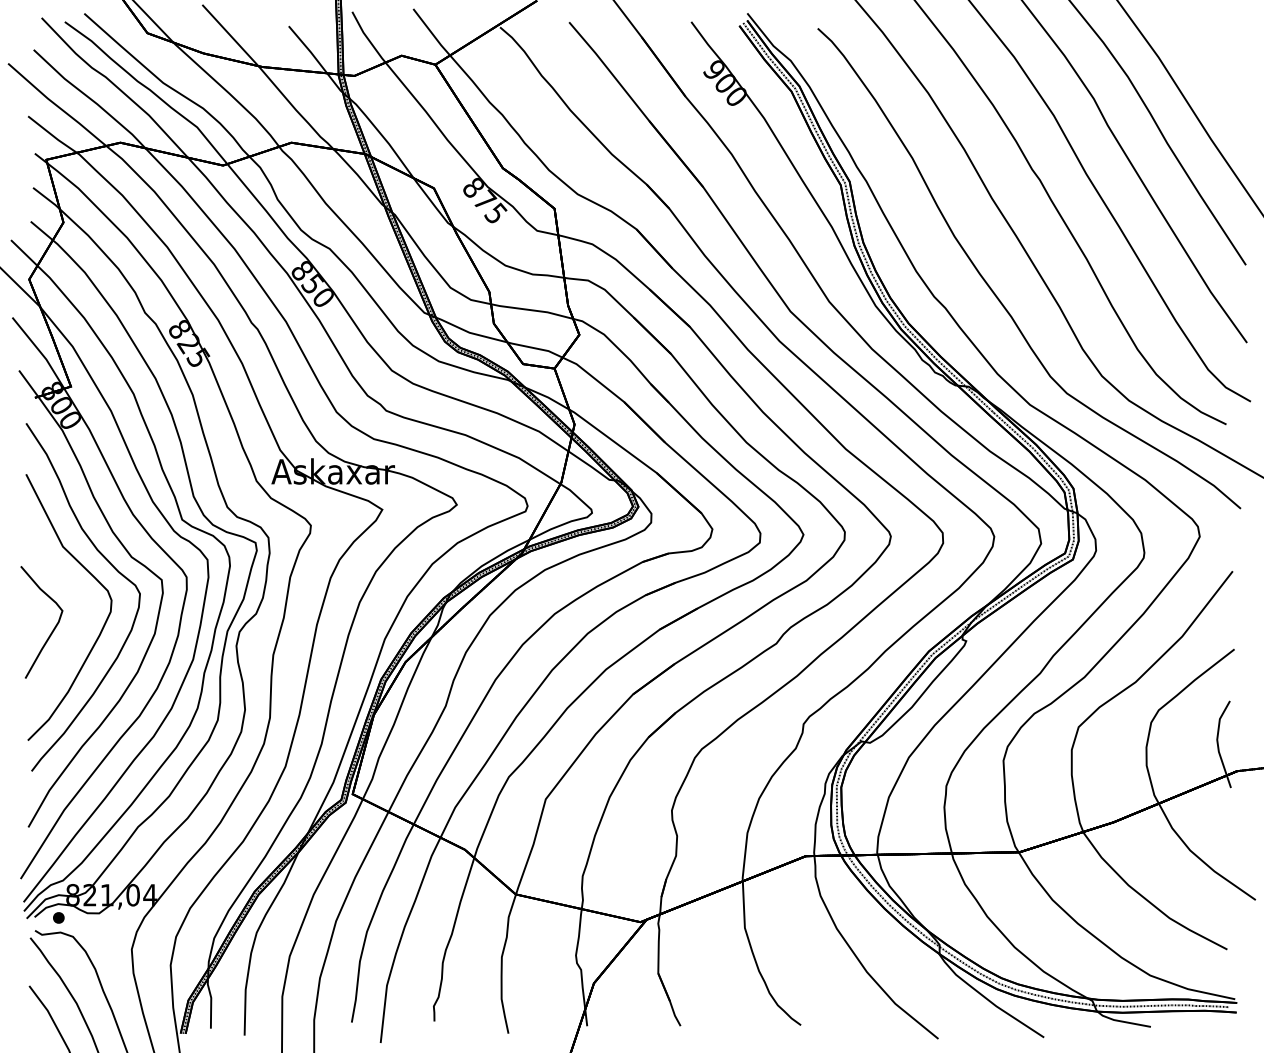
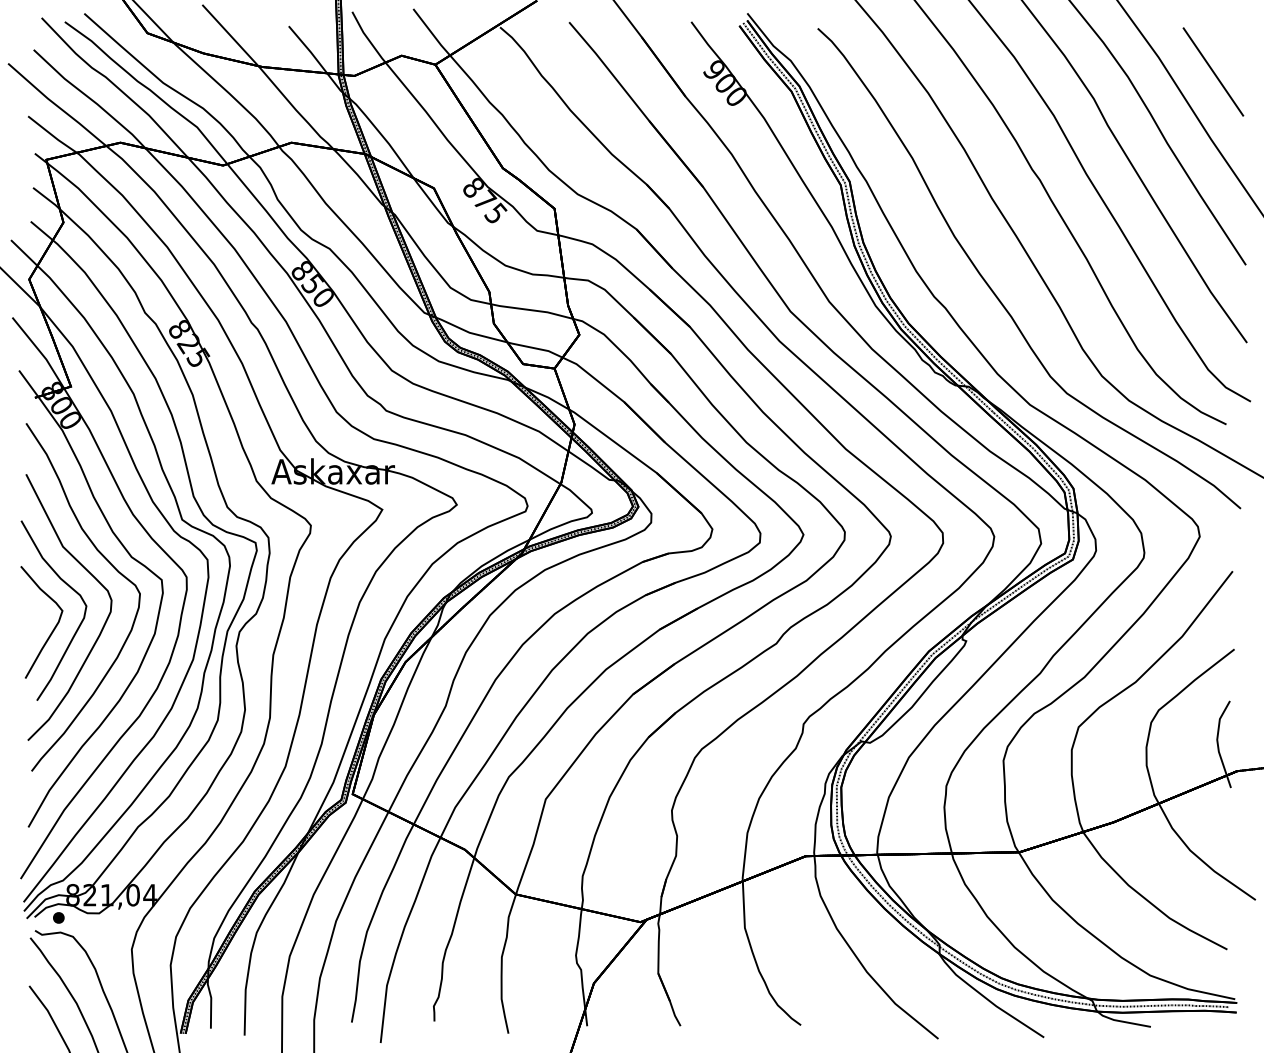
line: none -> present (1213, 71)
curve: none -> present (71, 589)
